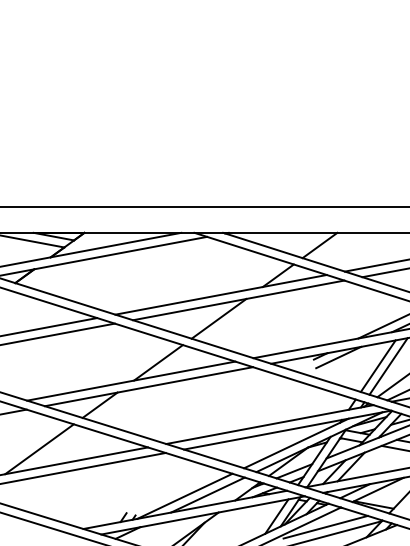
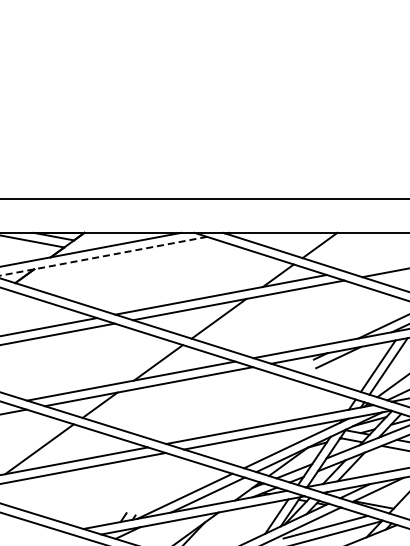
line position: (204, 206) -> (204, 198) (204, 198)
line: solid -> dashed (103, 256)
line: present -> none (375, 265)
